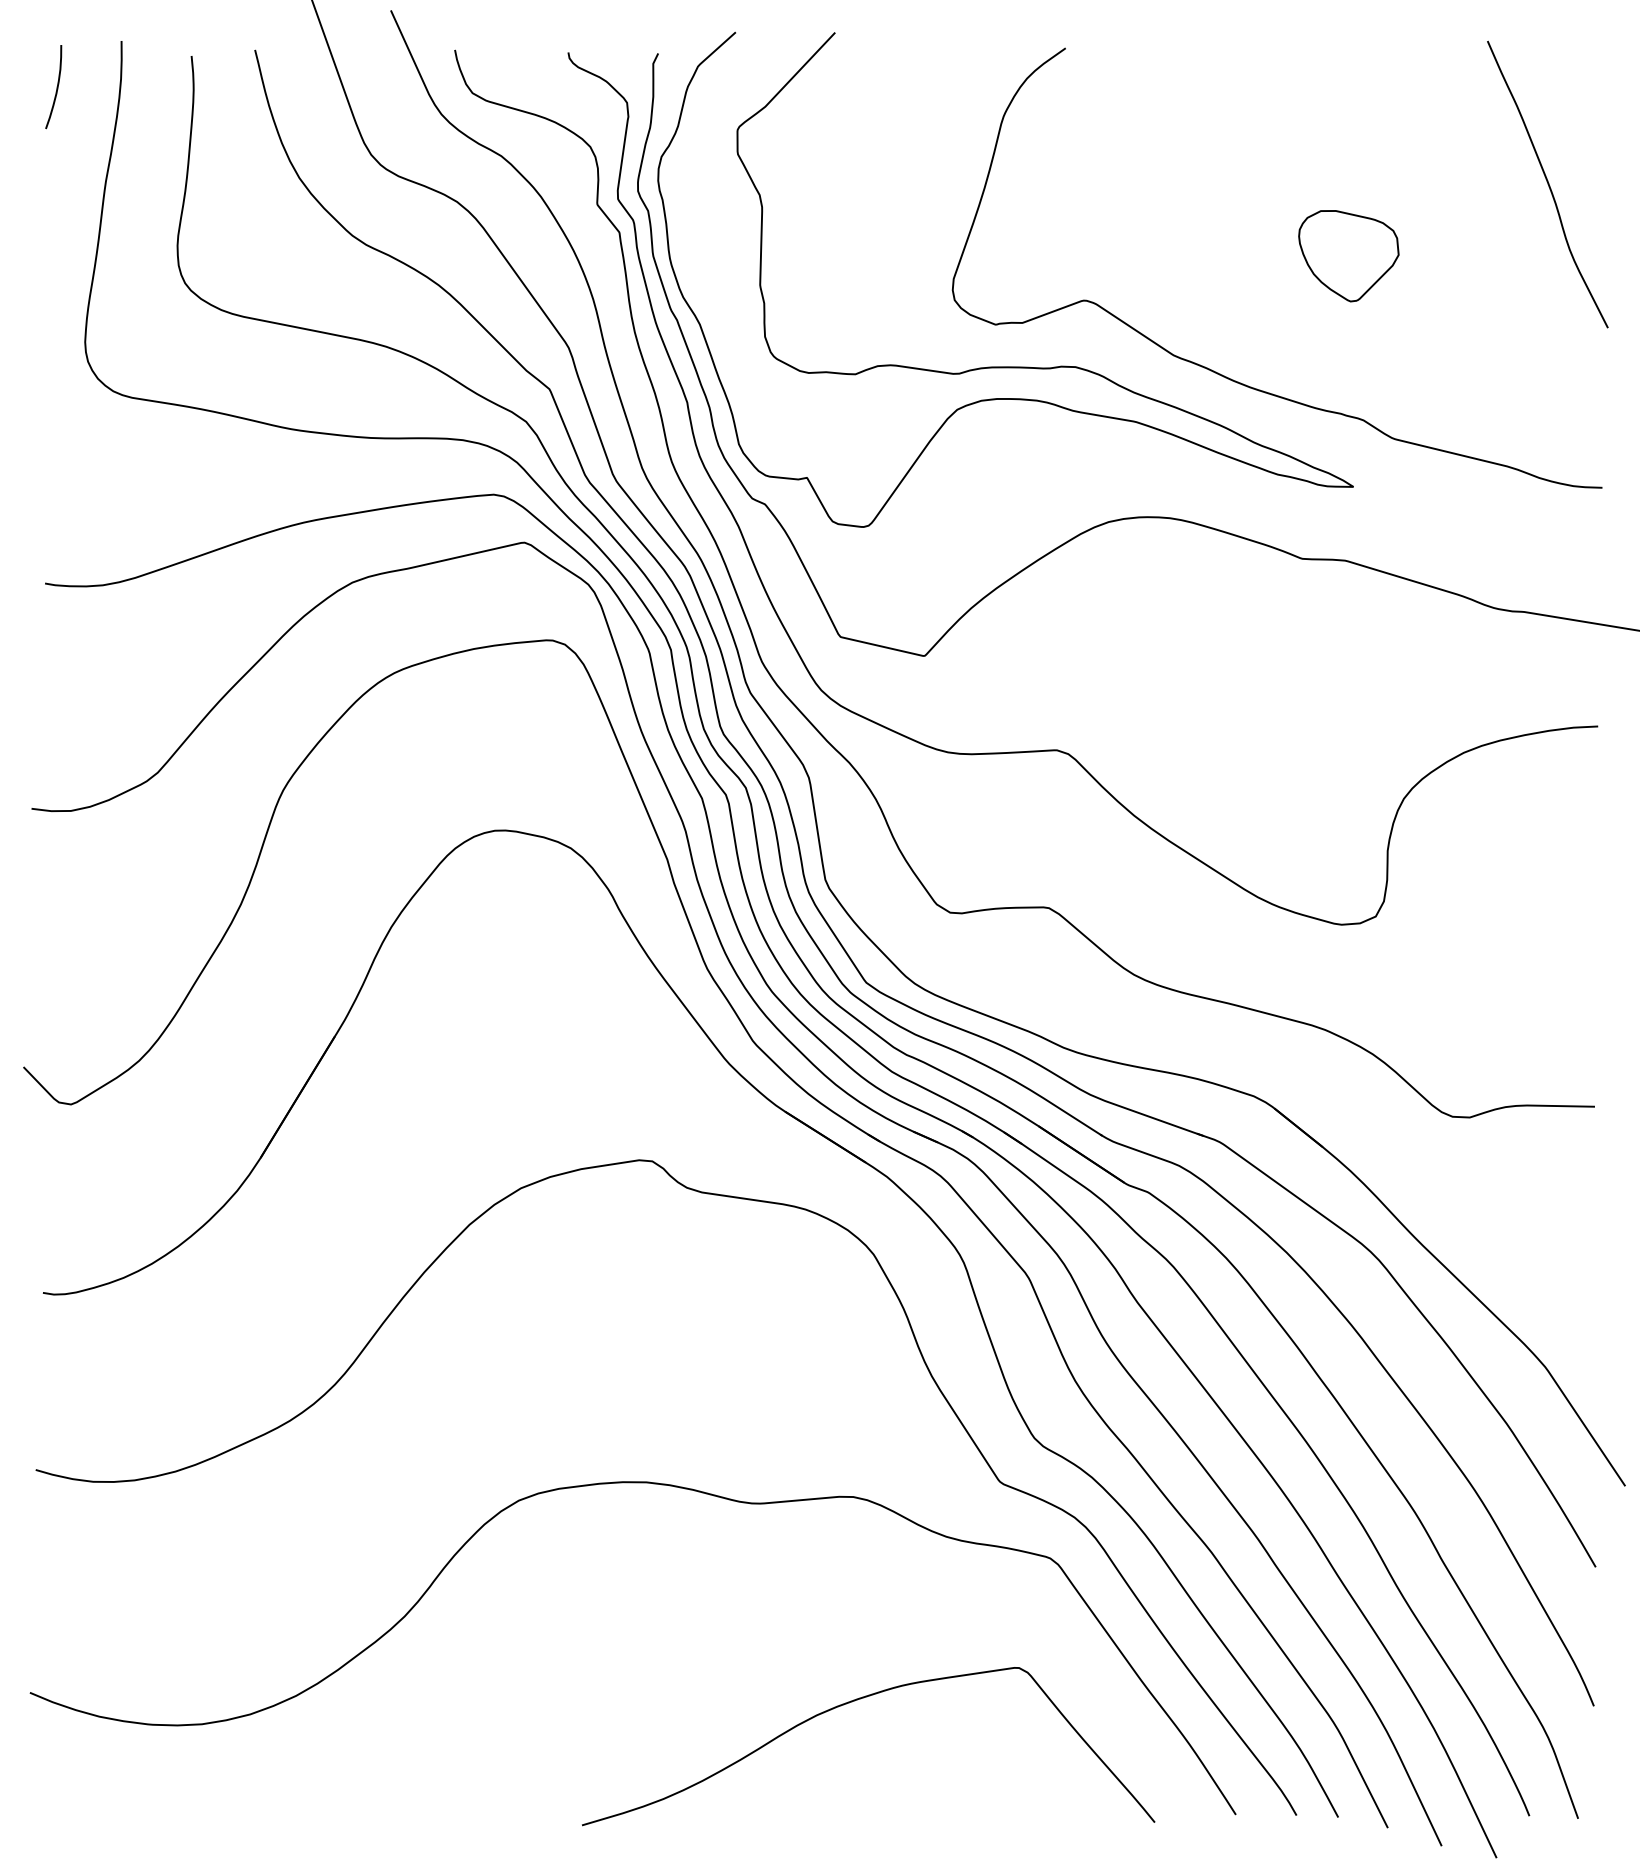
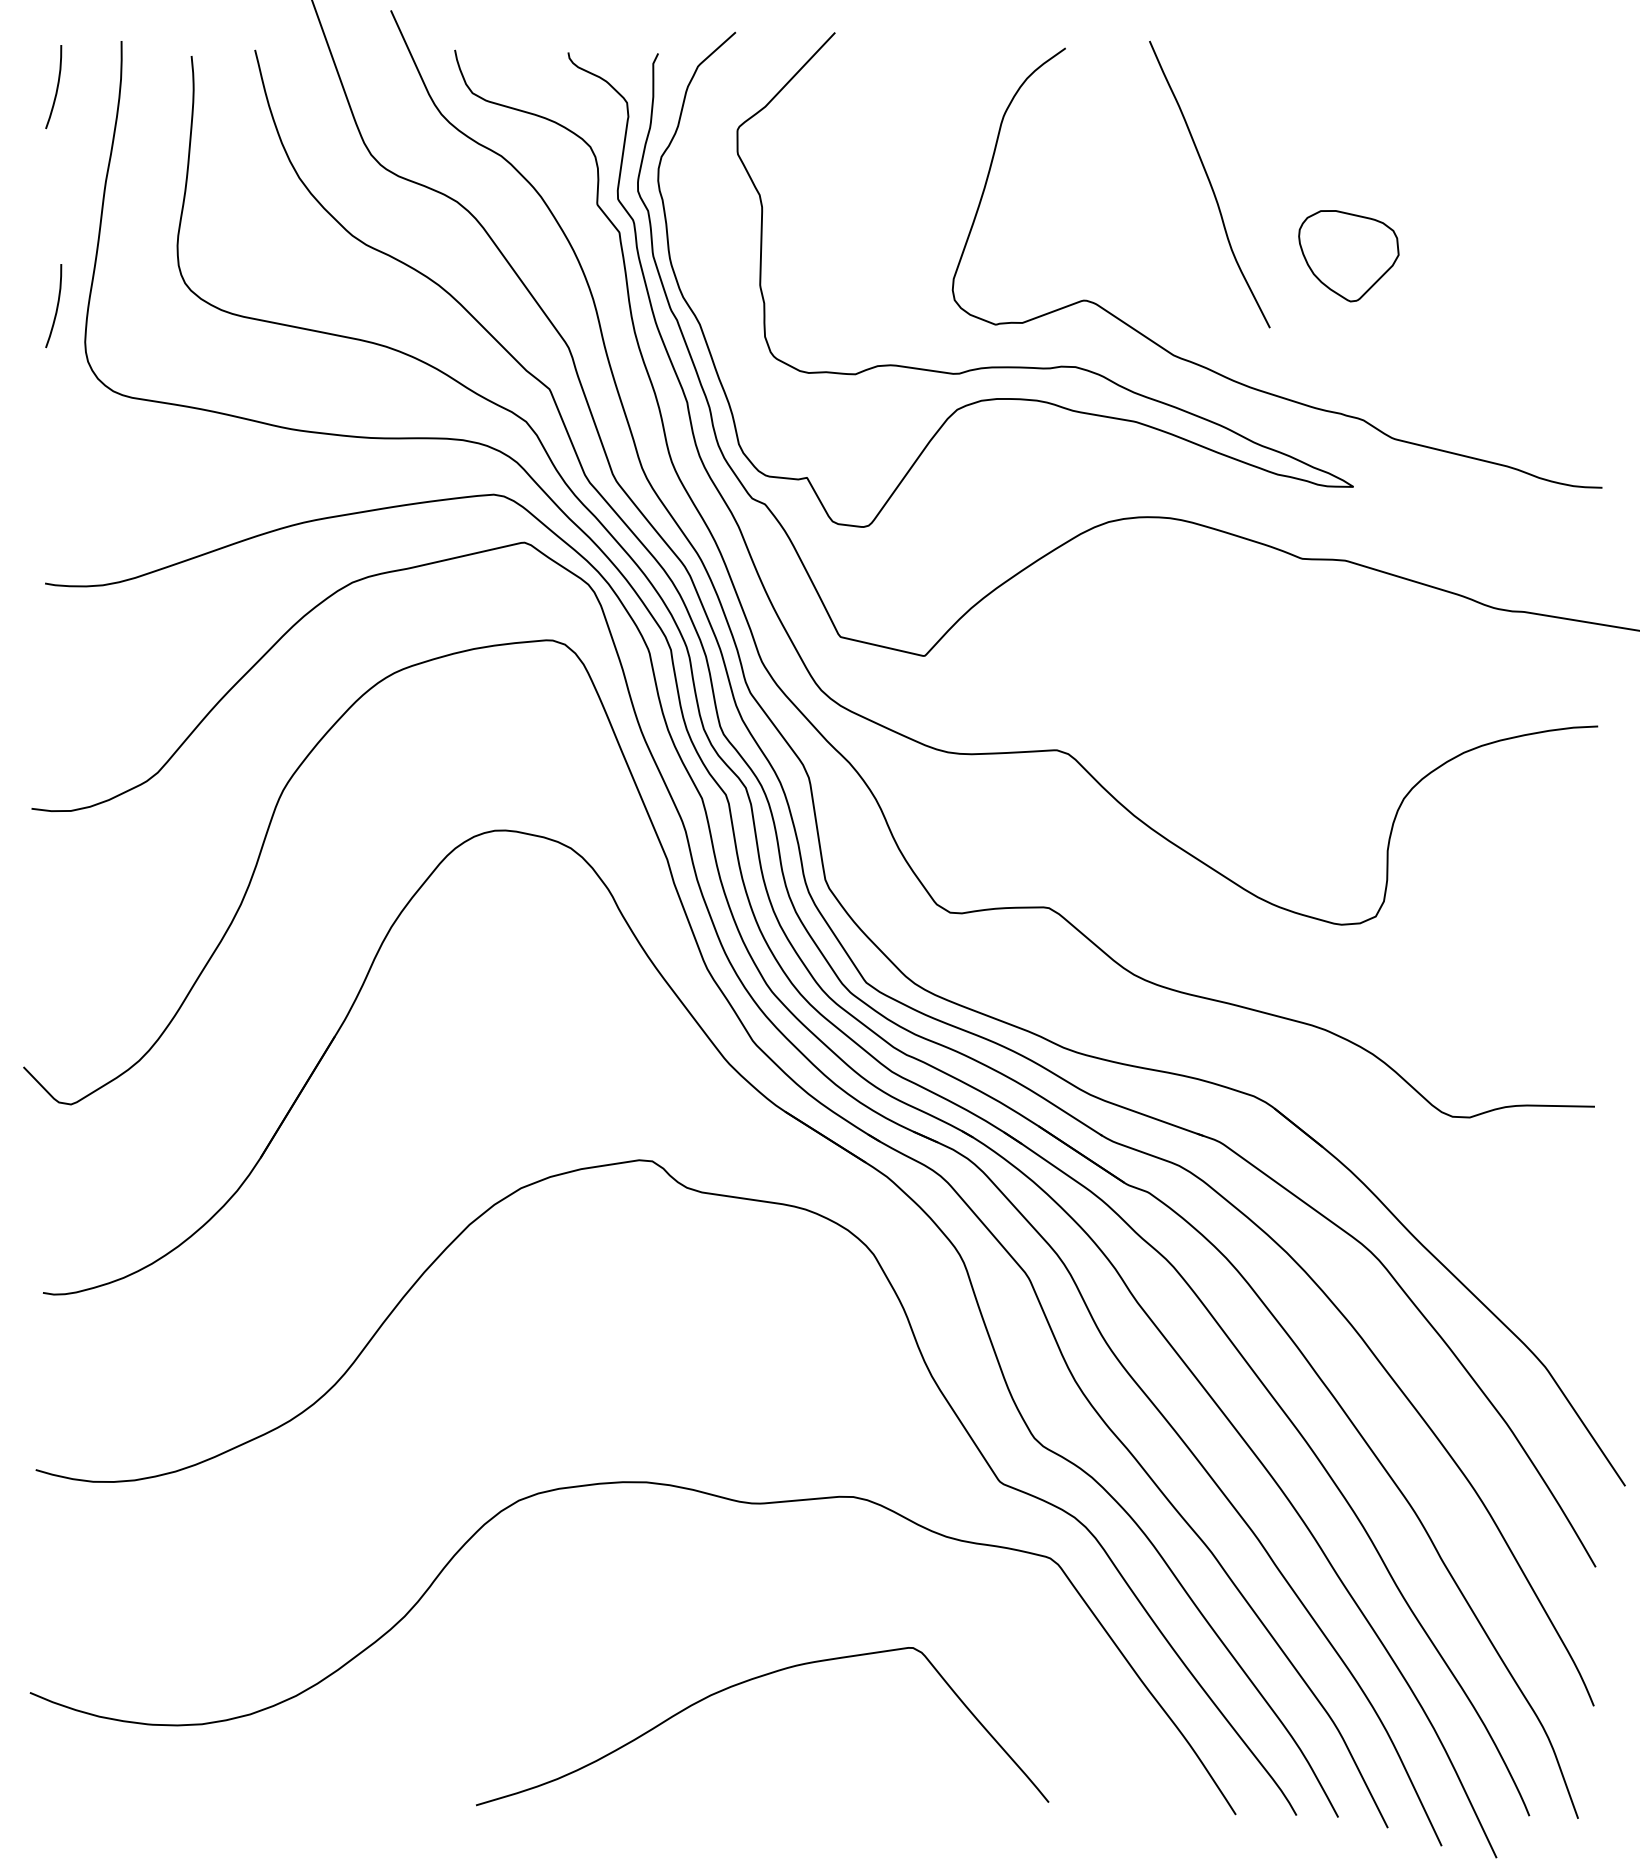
curve position: (1547, 184) -> (1209, 184) (1209, 184)
curve: none -> present (56, 306)
curve position: (852, 1702) -> (746, 1682) (746, 1682)
